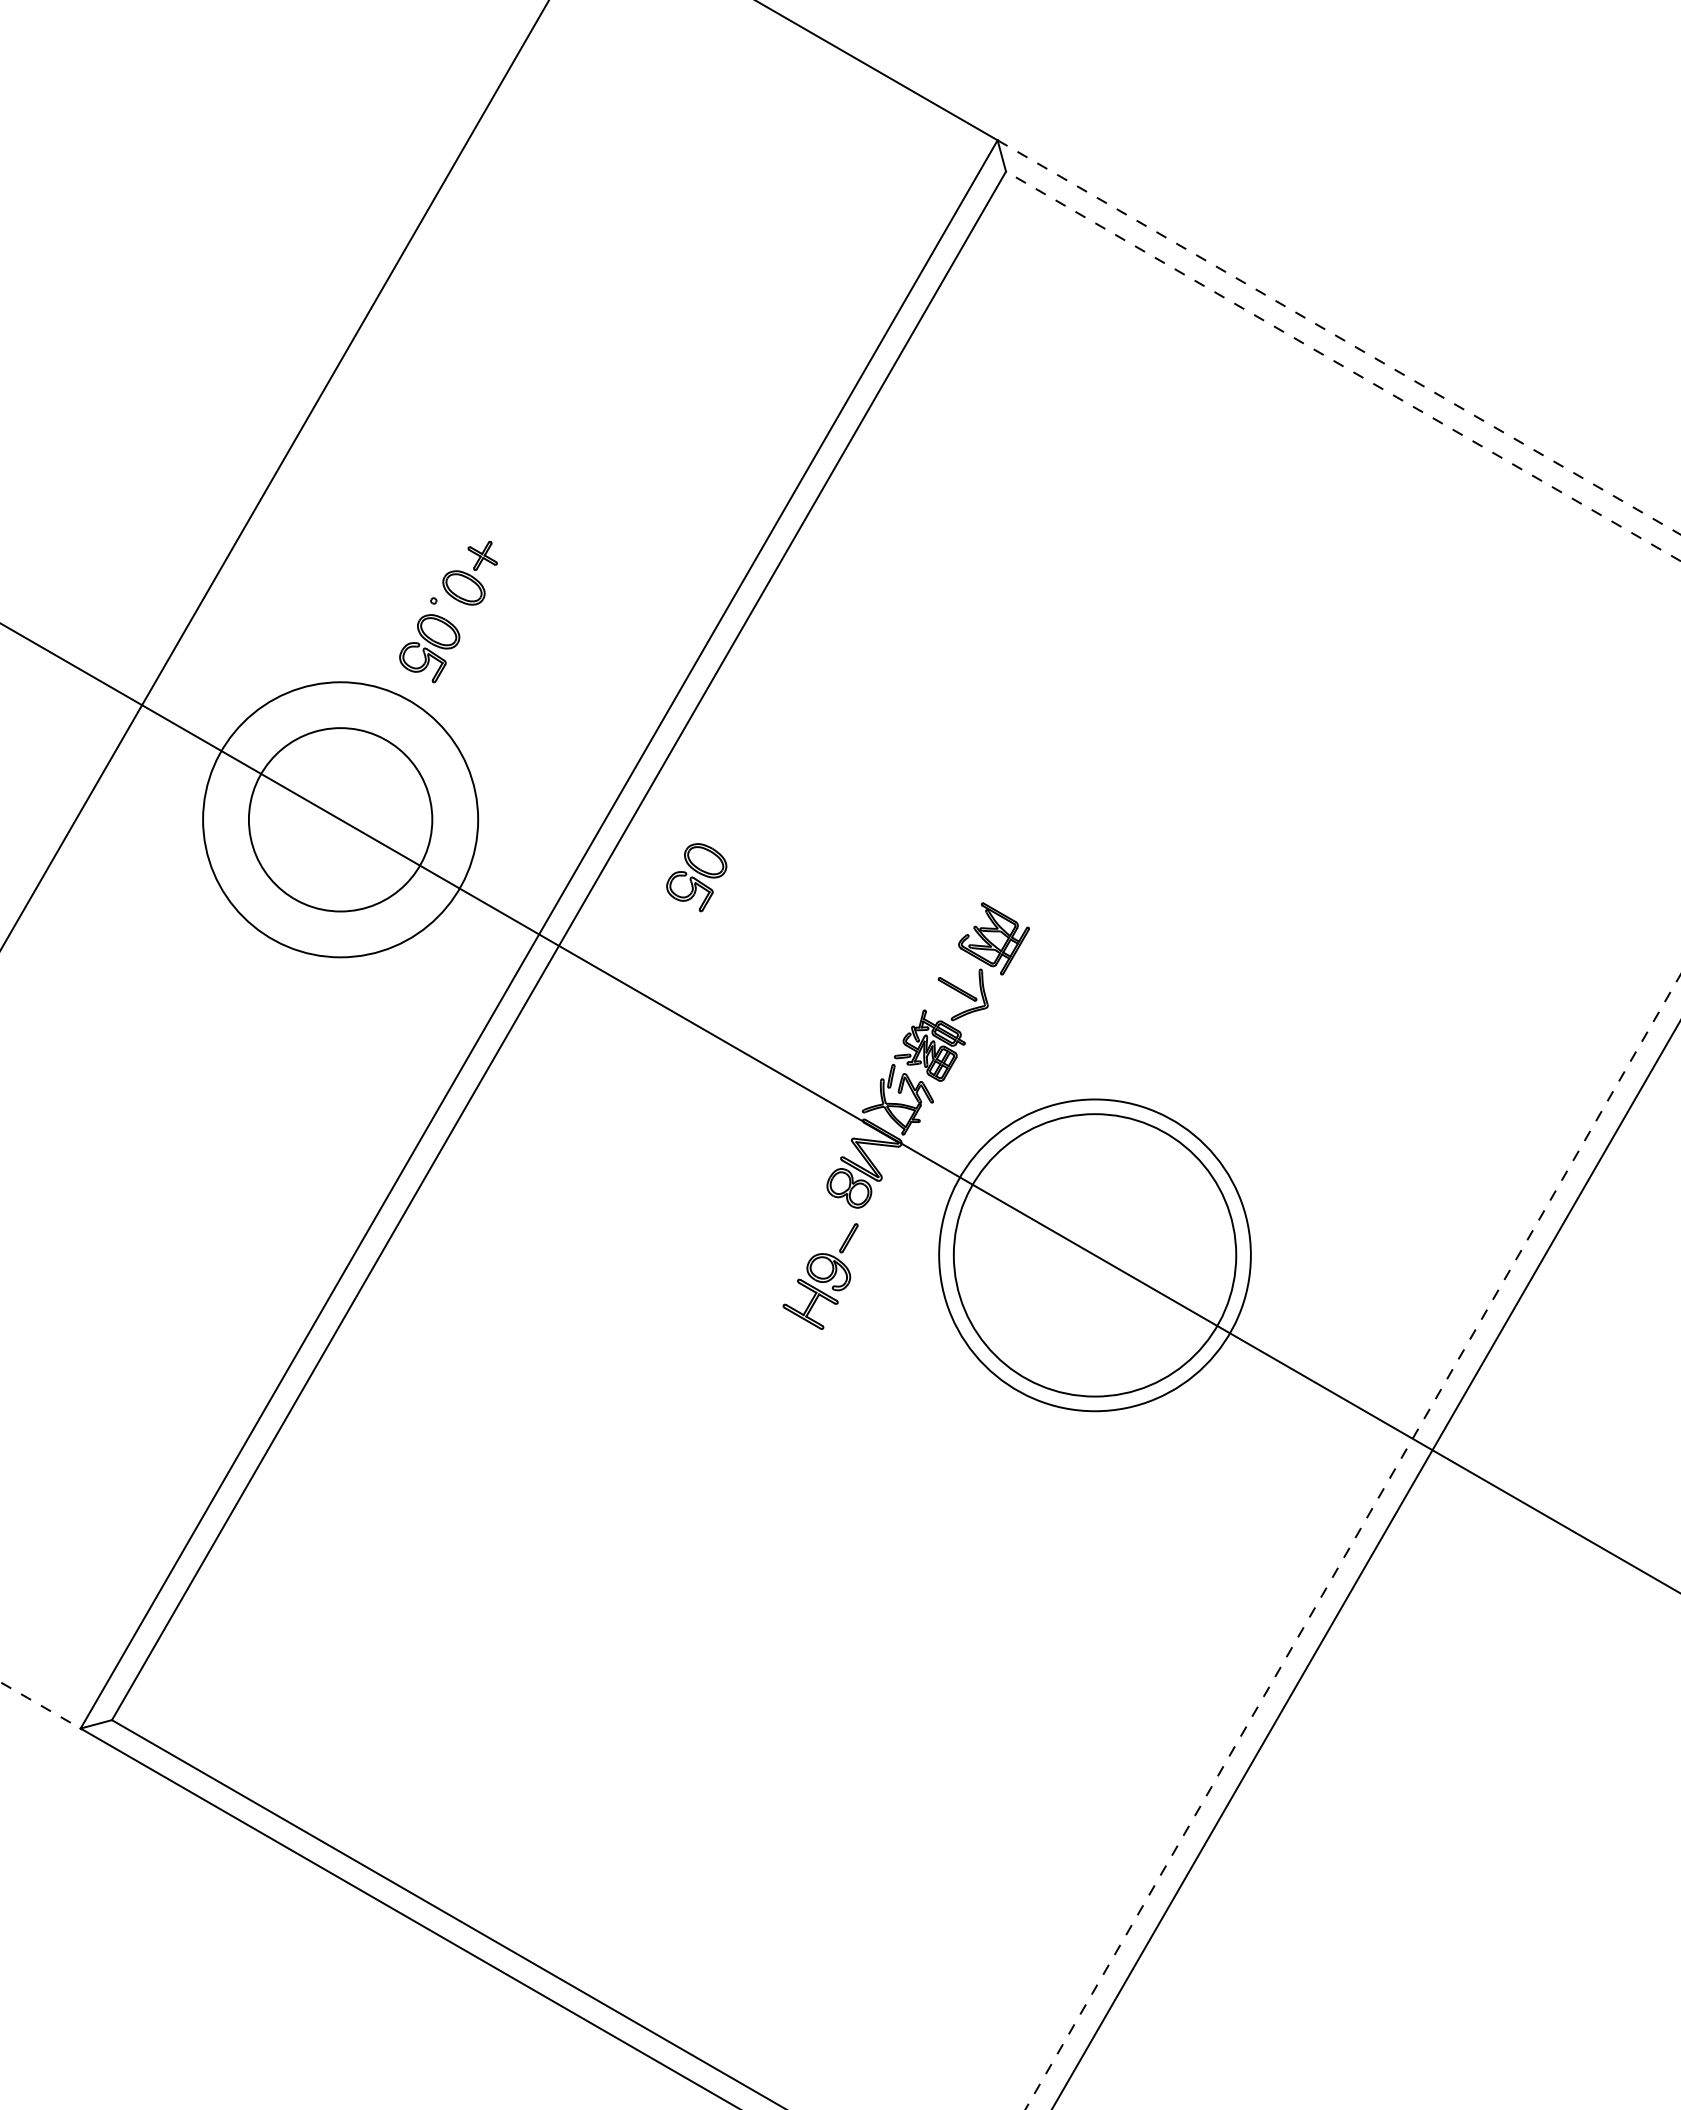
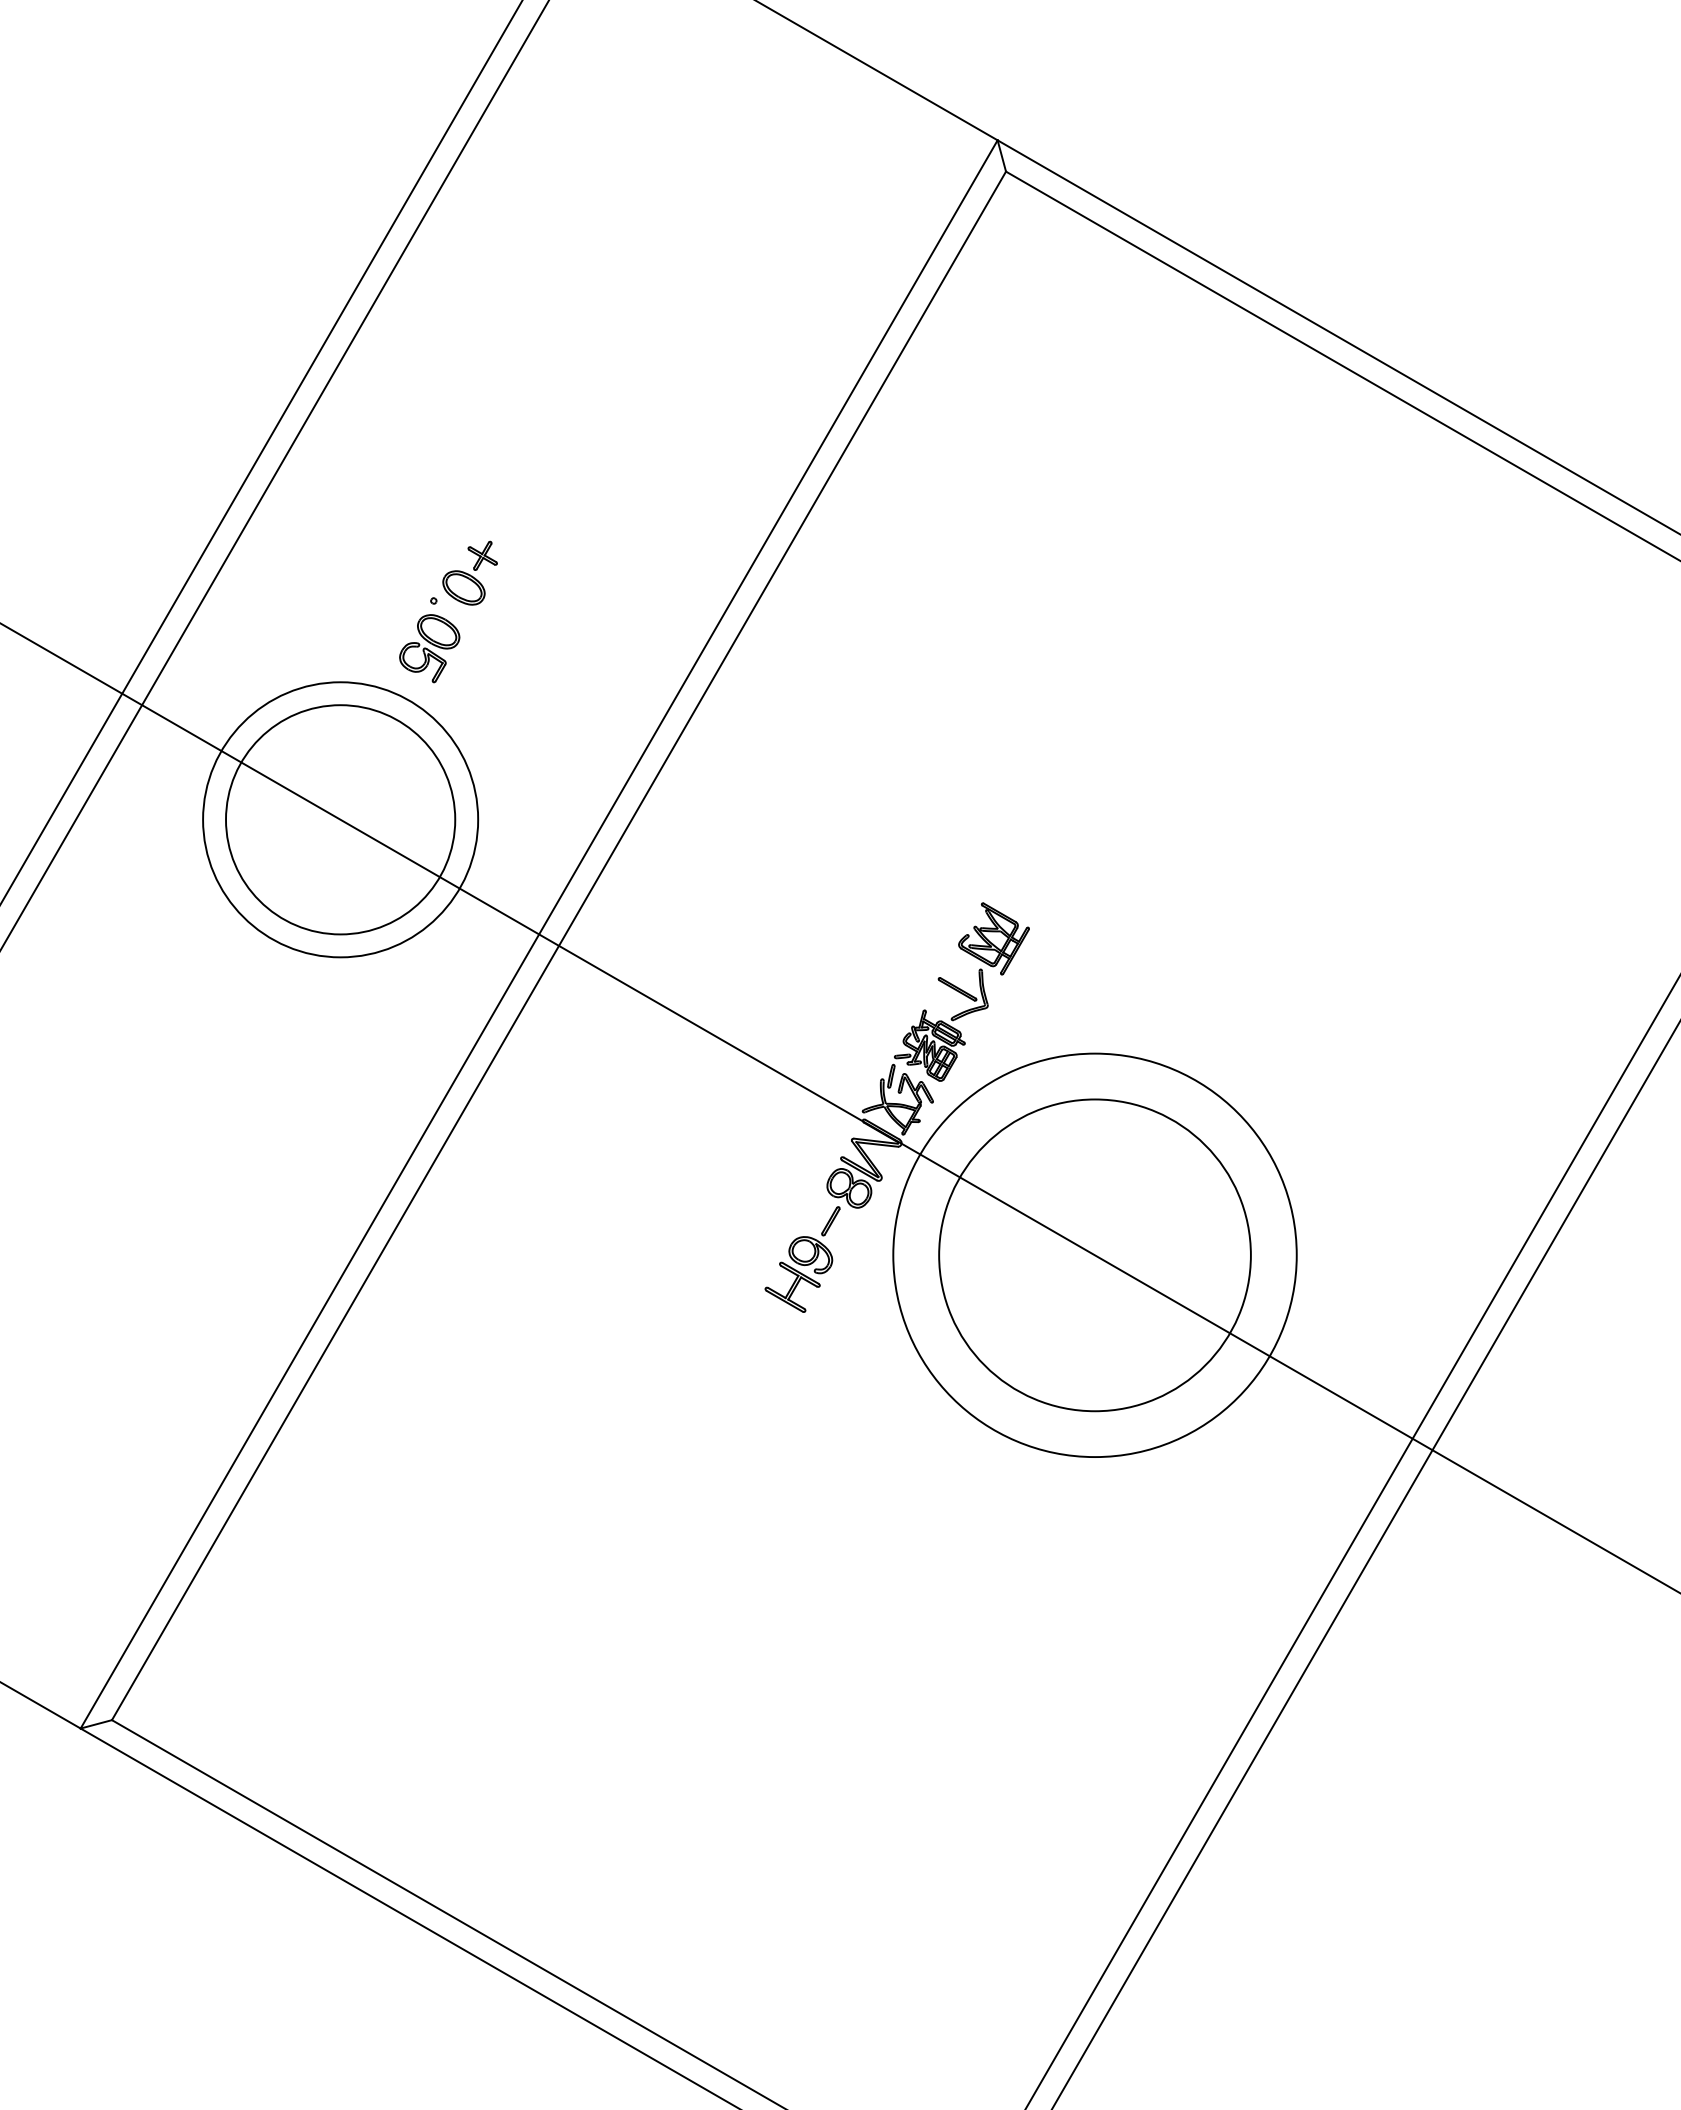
line: dashed -> solid (1339, 337)
line: dashed -> solid (1342, 366)
line: none -> present (261, 451)
circle diameter: 183 px -> 229 px (340, 819)
part: present -> none (696, 877)
circle diameter: 282 px -> 403 px (1094, 1255)
part position: (820, 1276) -> (802, 1259) (802, 1259)
line: dashed -> solid (1353, 1541)
line: dashed -> solid (40, 1705)
